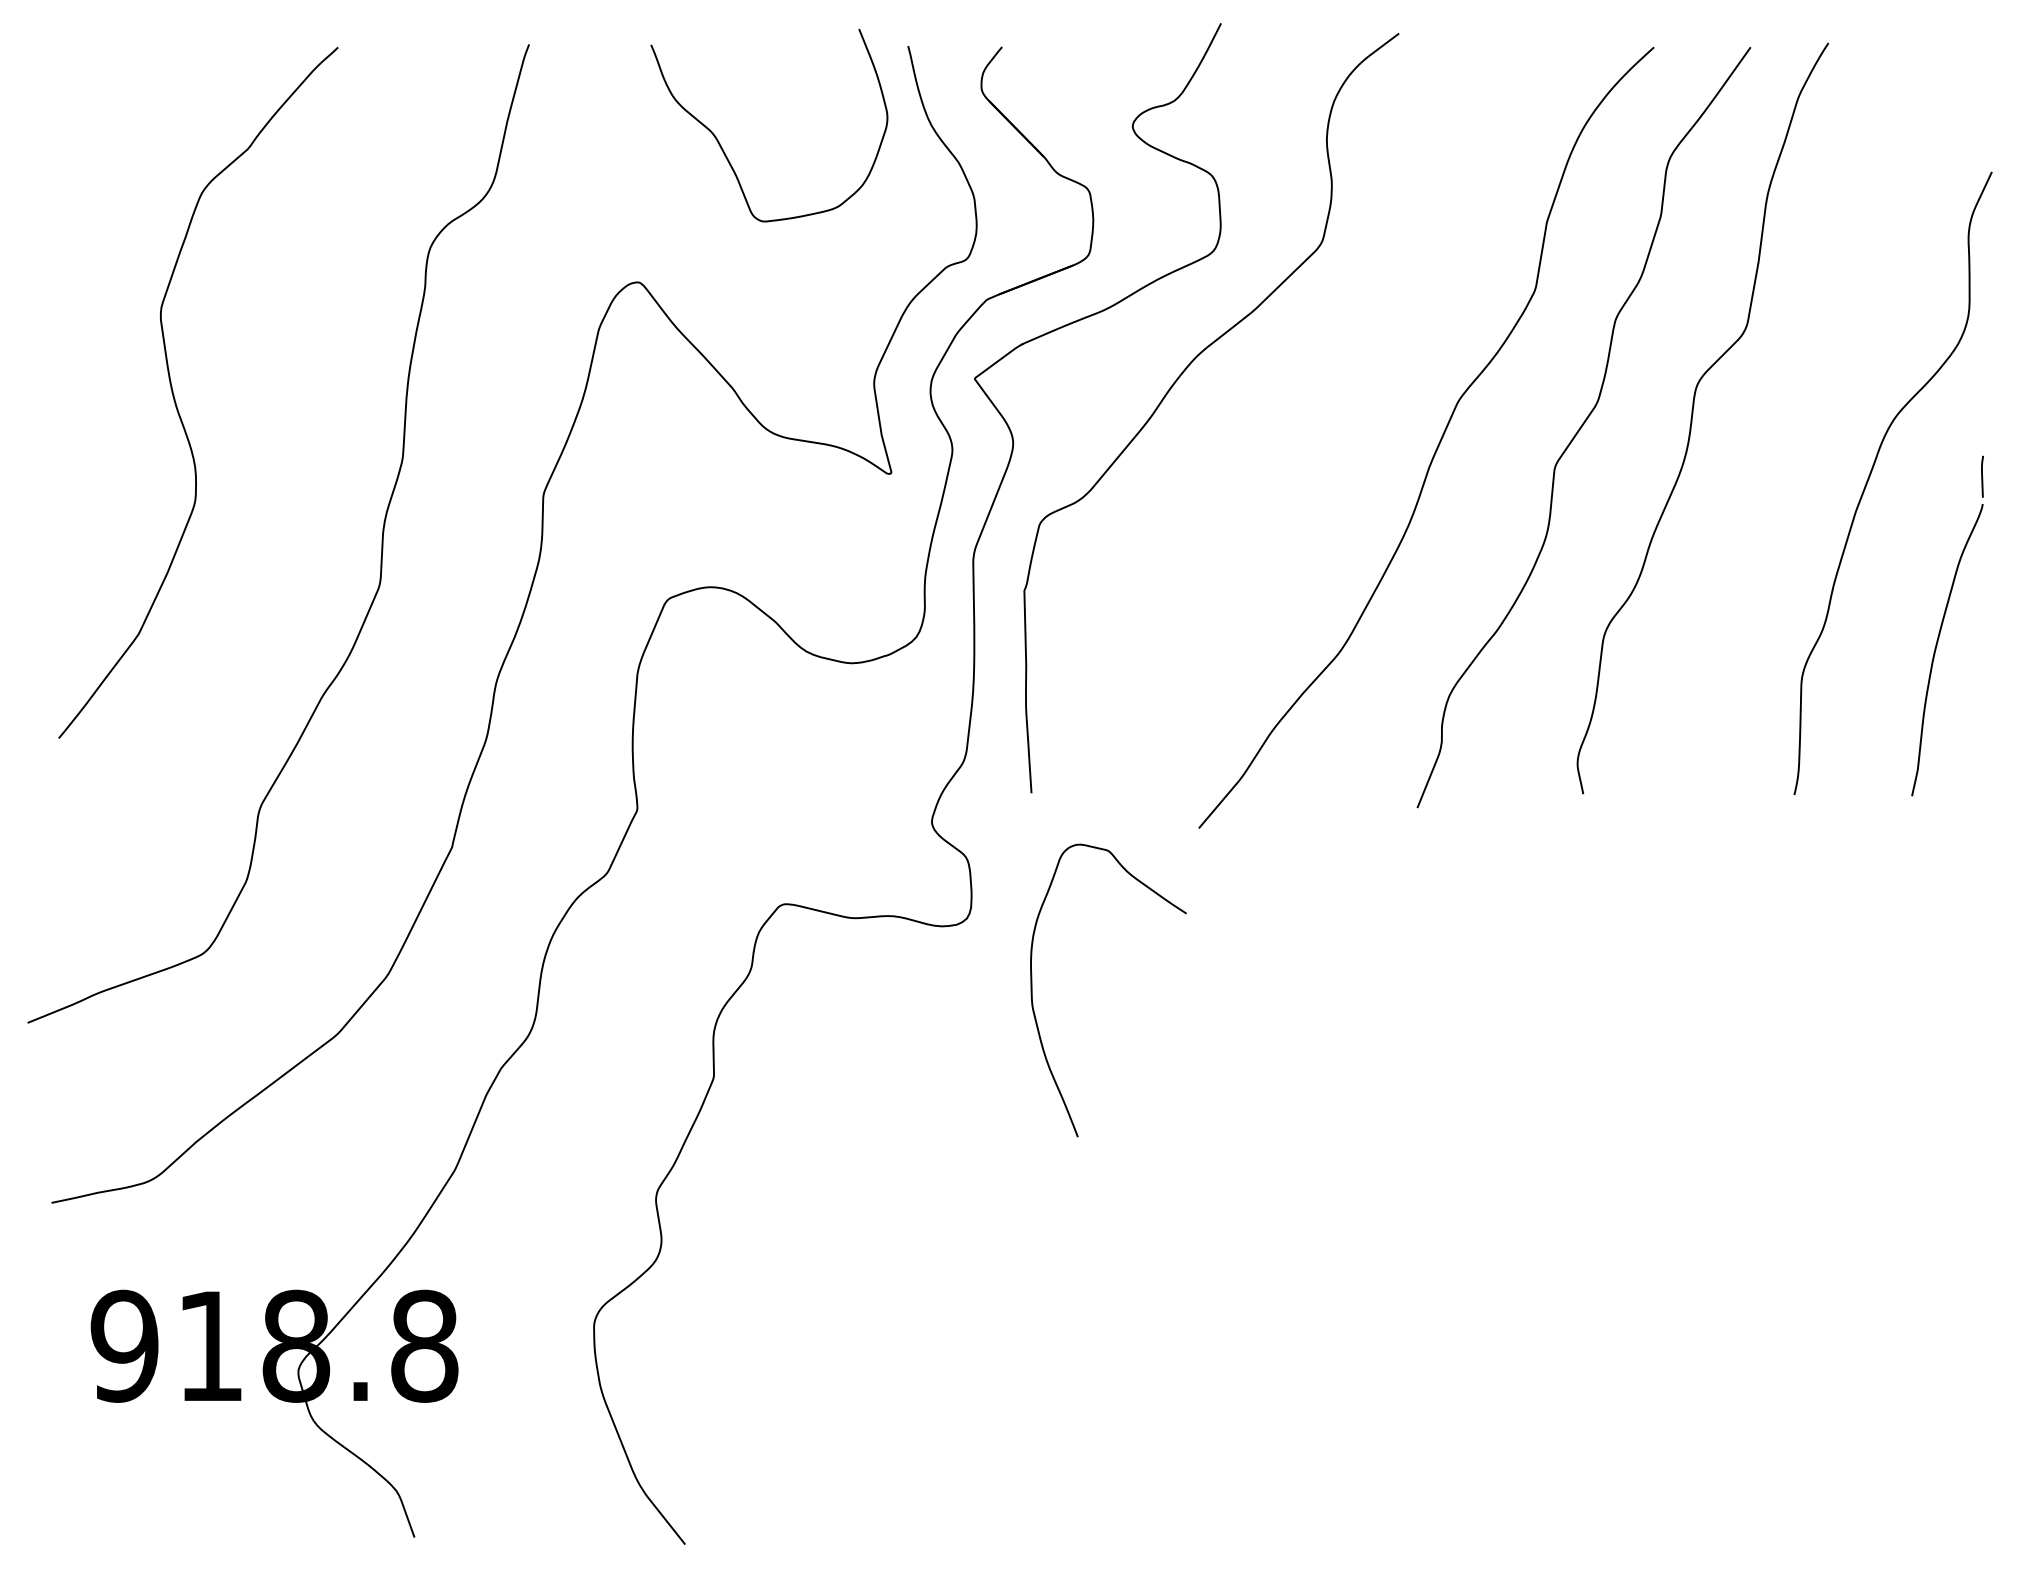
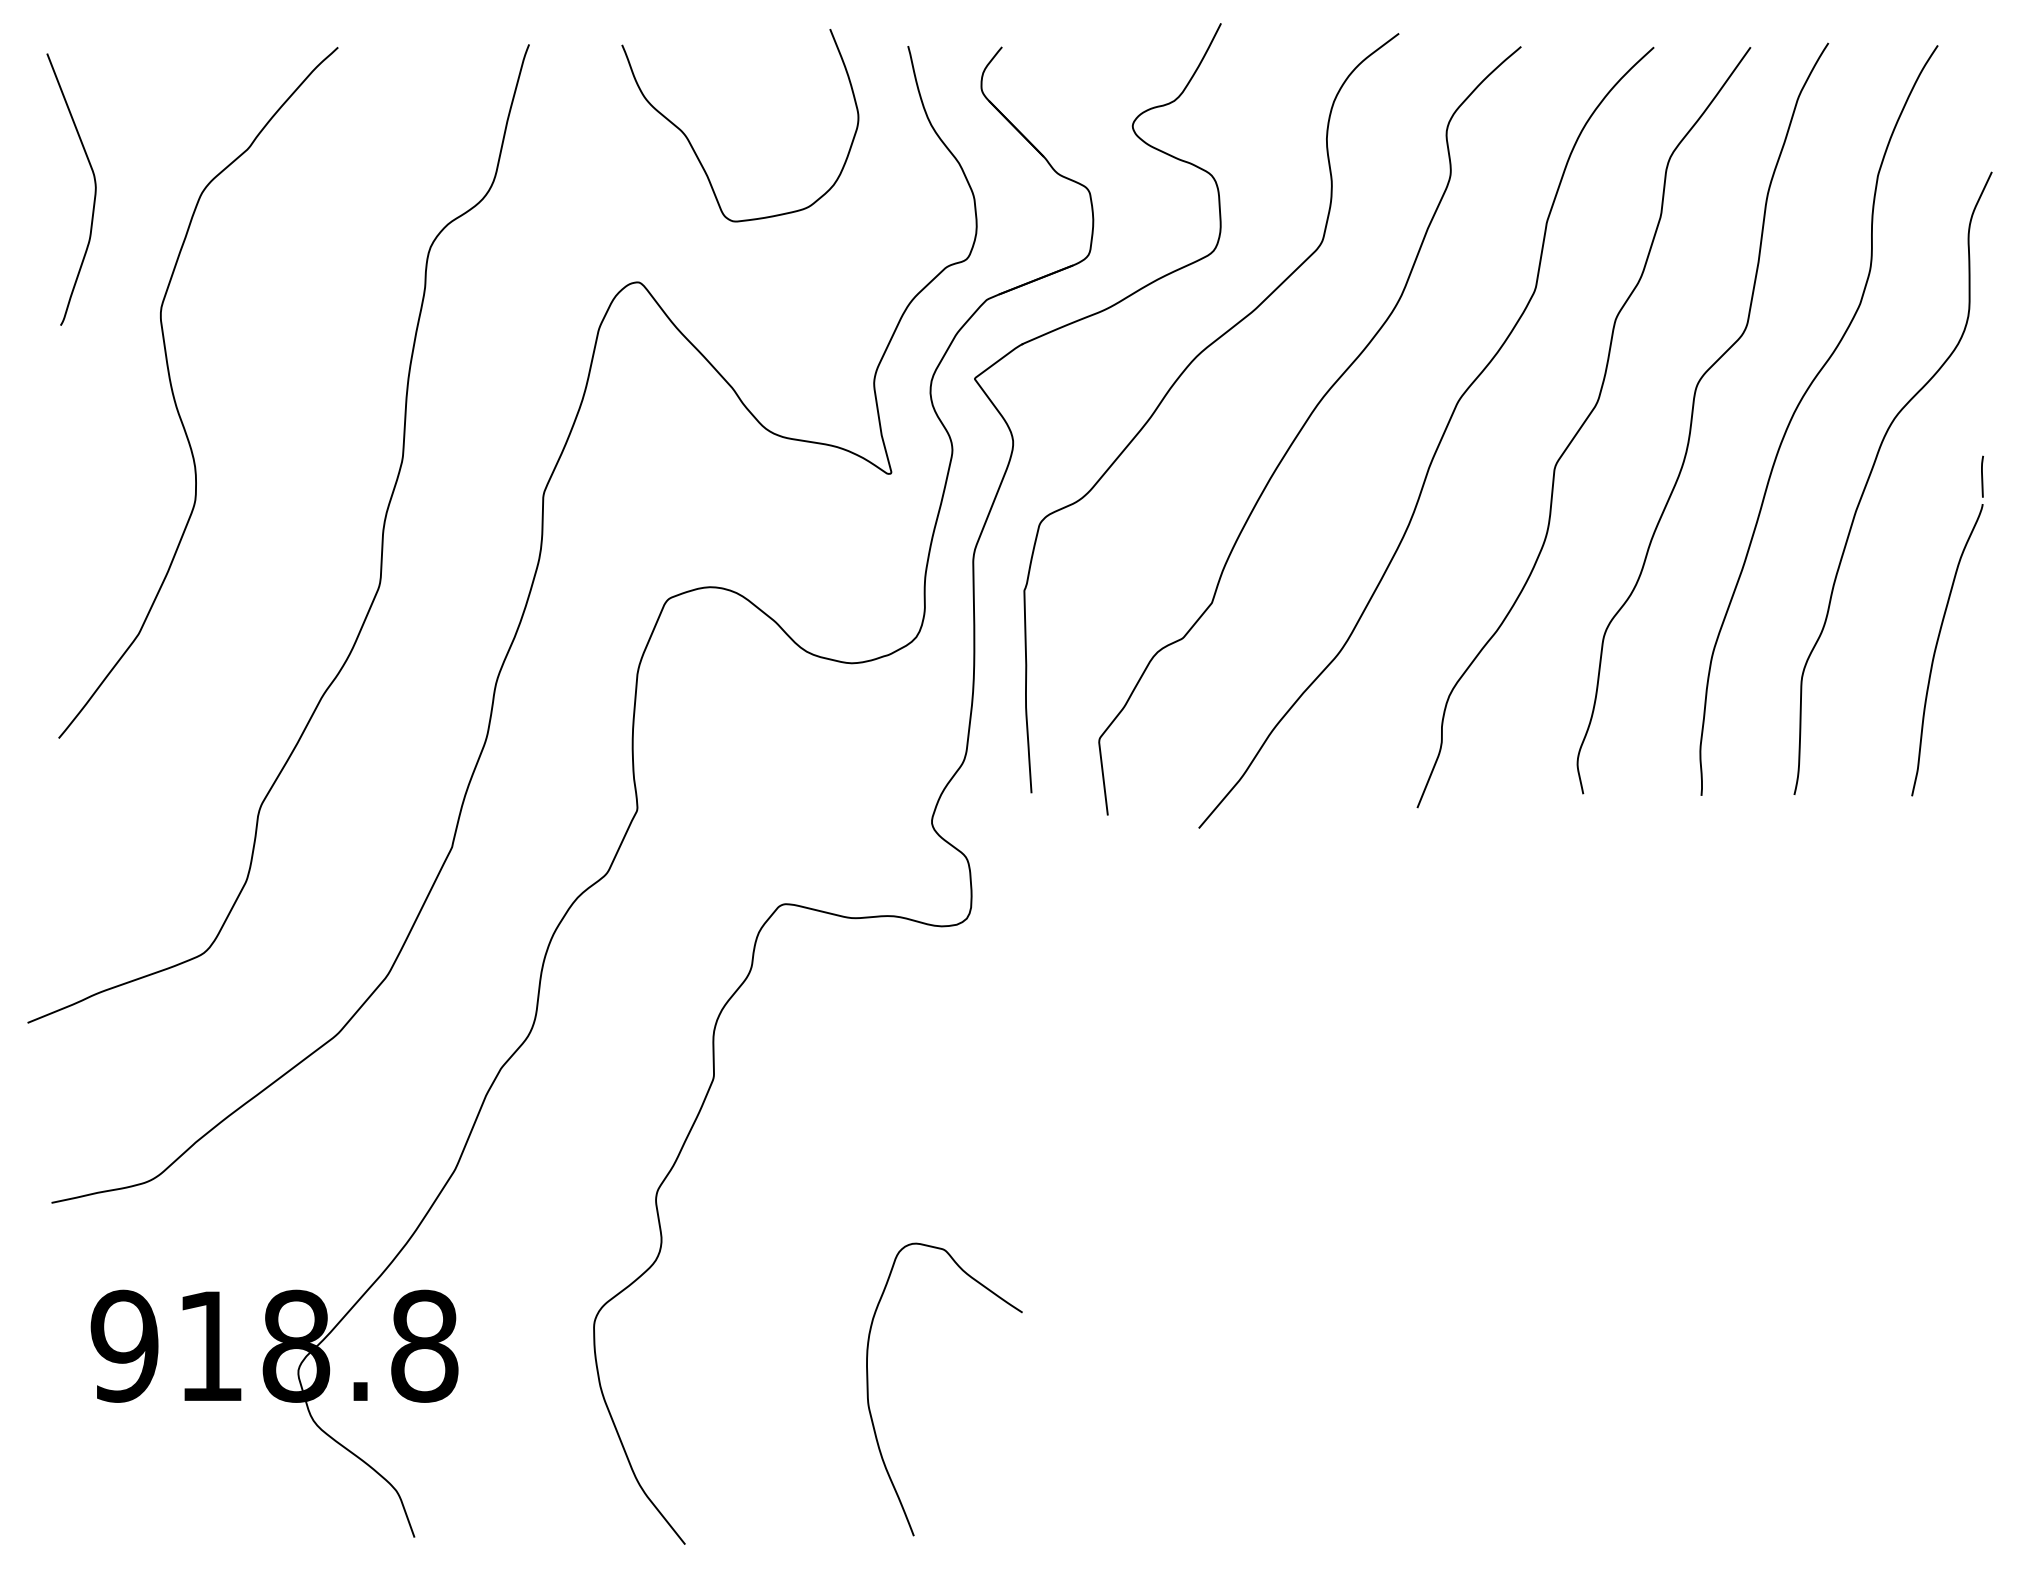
curve position: (723, 149) -> (694, 149) (694, 149)
curve: none -> present (94, 189)
curve: none -> present (1797, 409)
curve: none -> present (1304, 426)
curve position: (1032, 990) -> (868, 1389) (868, 1389)
